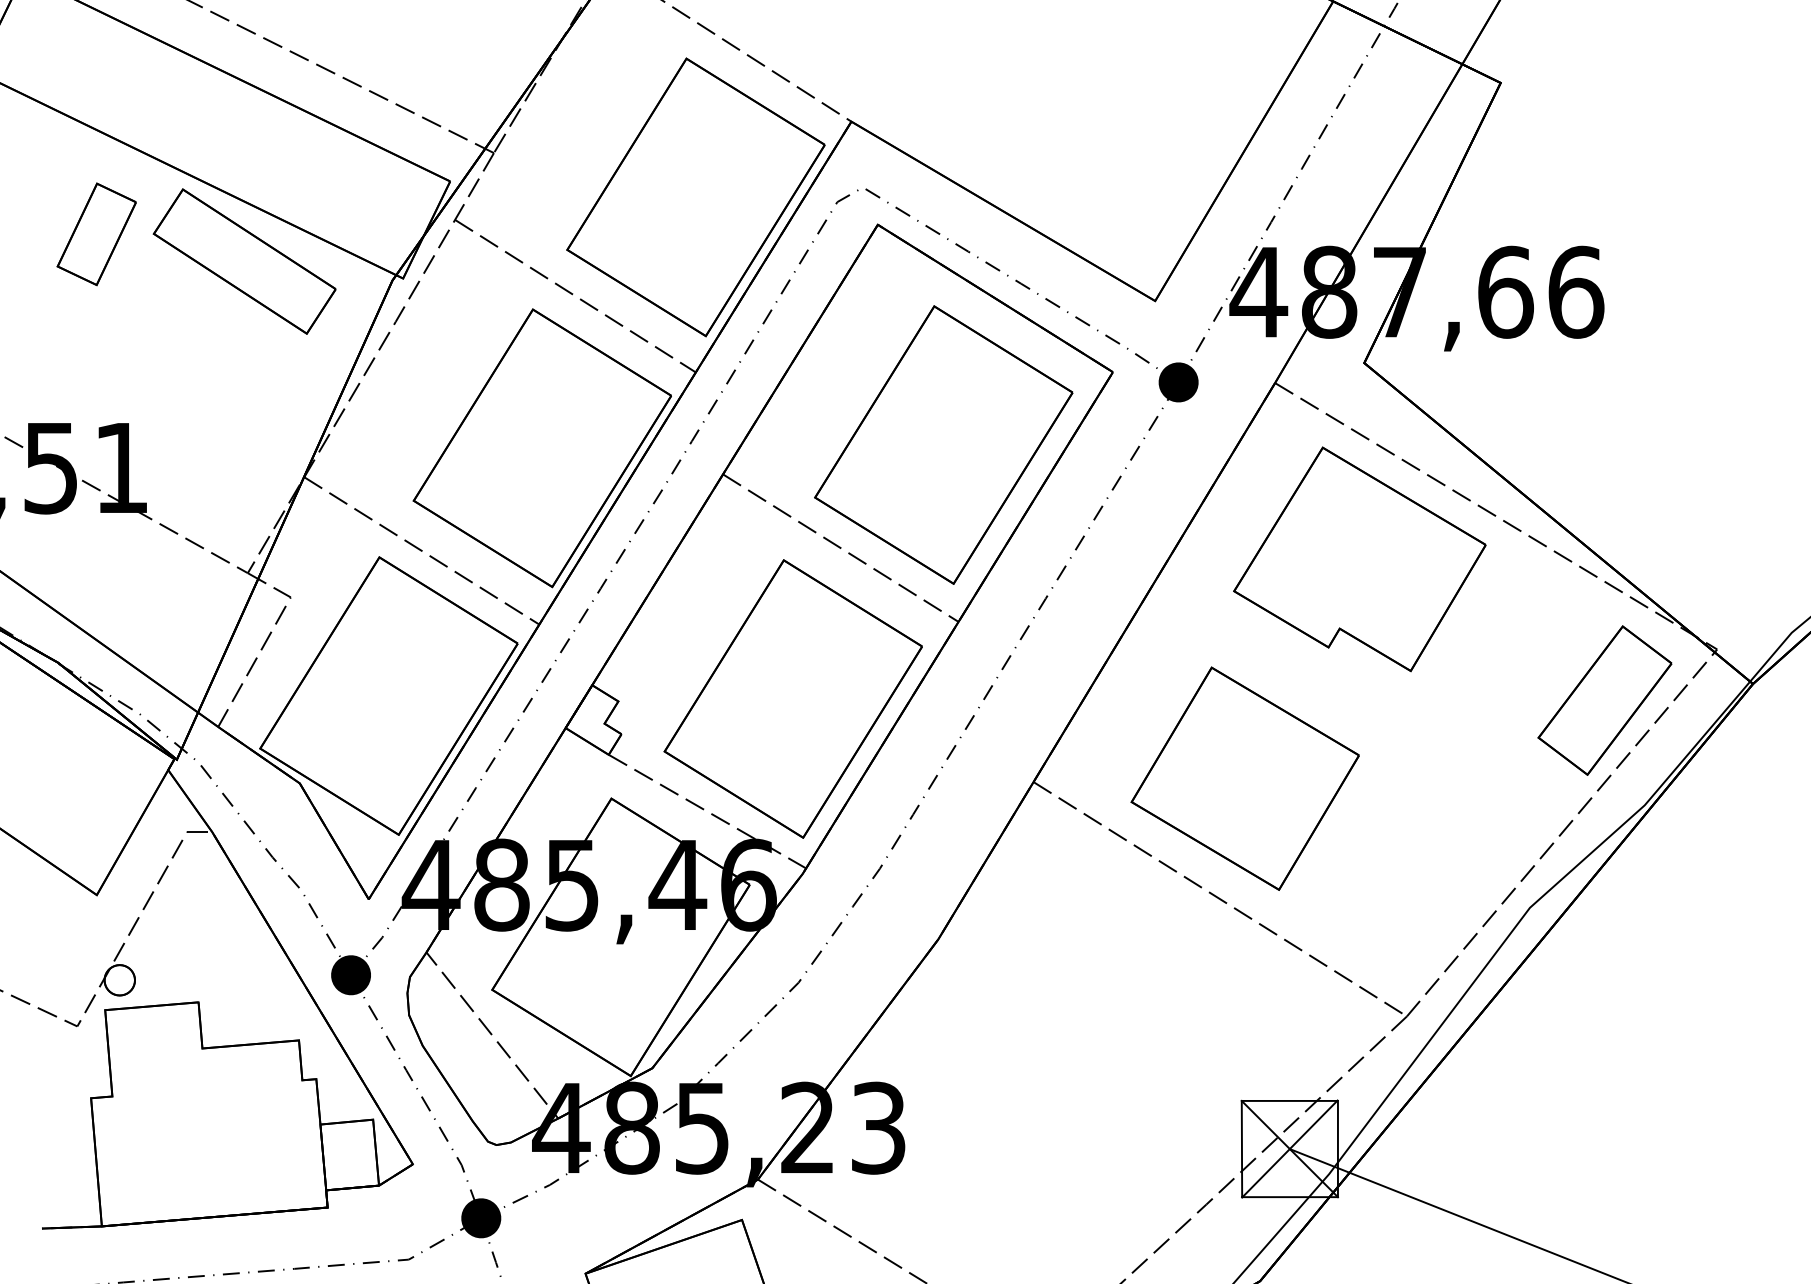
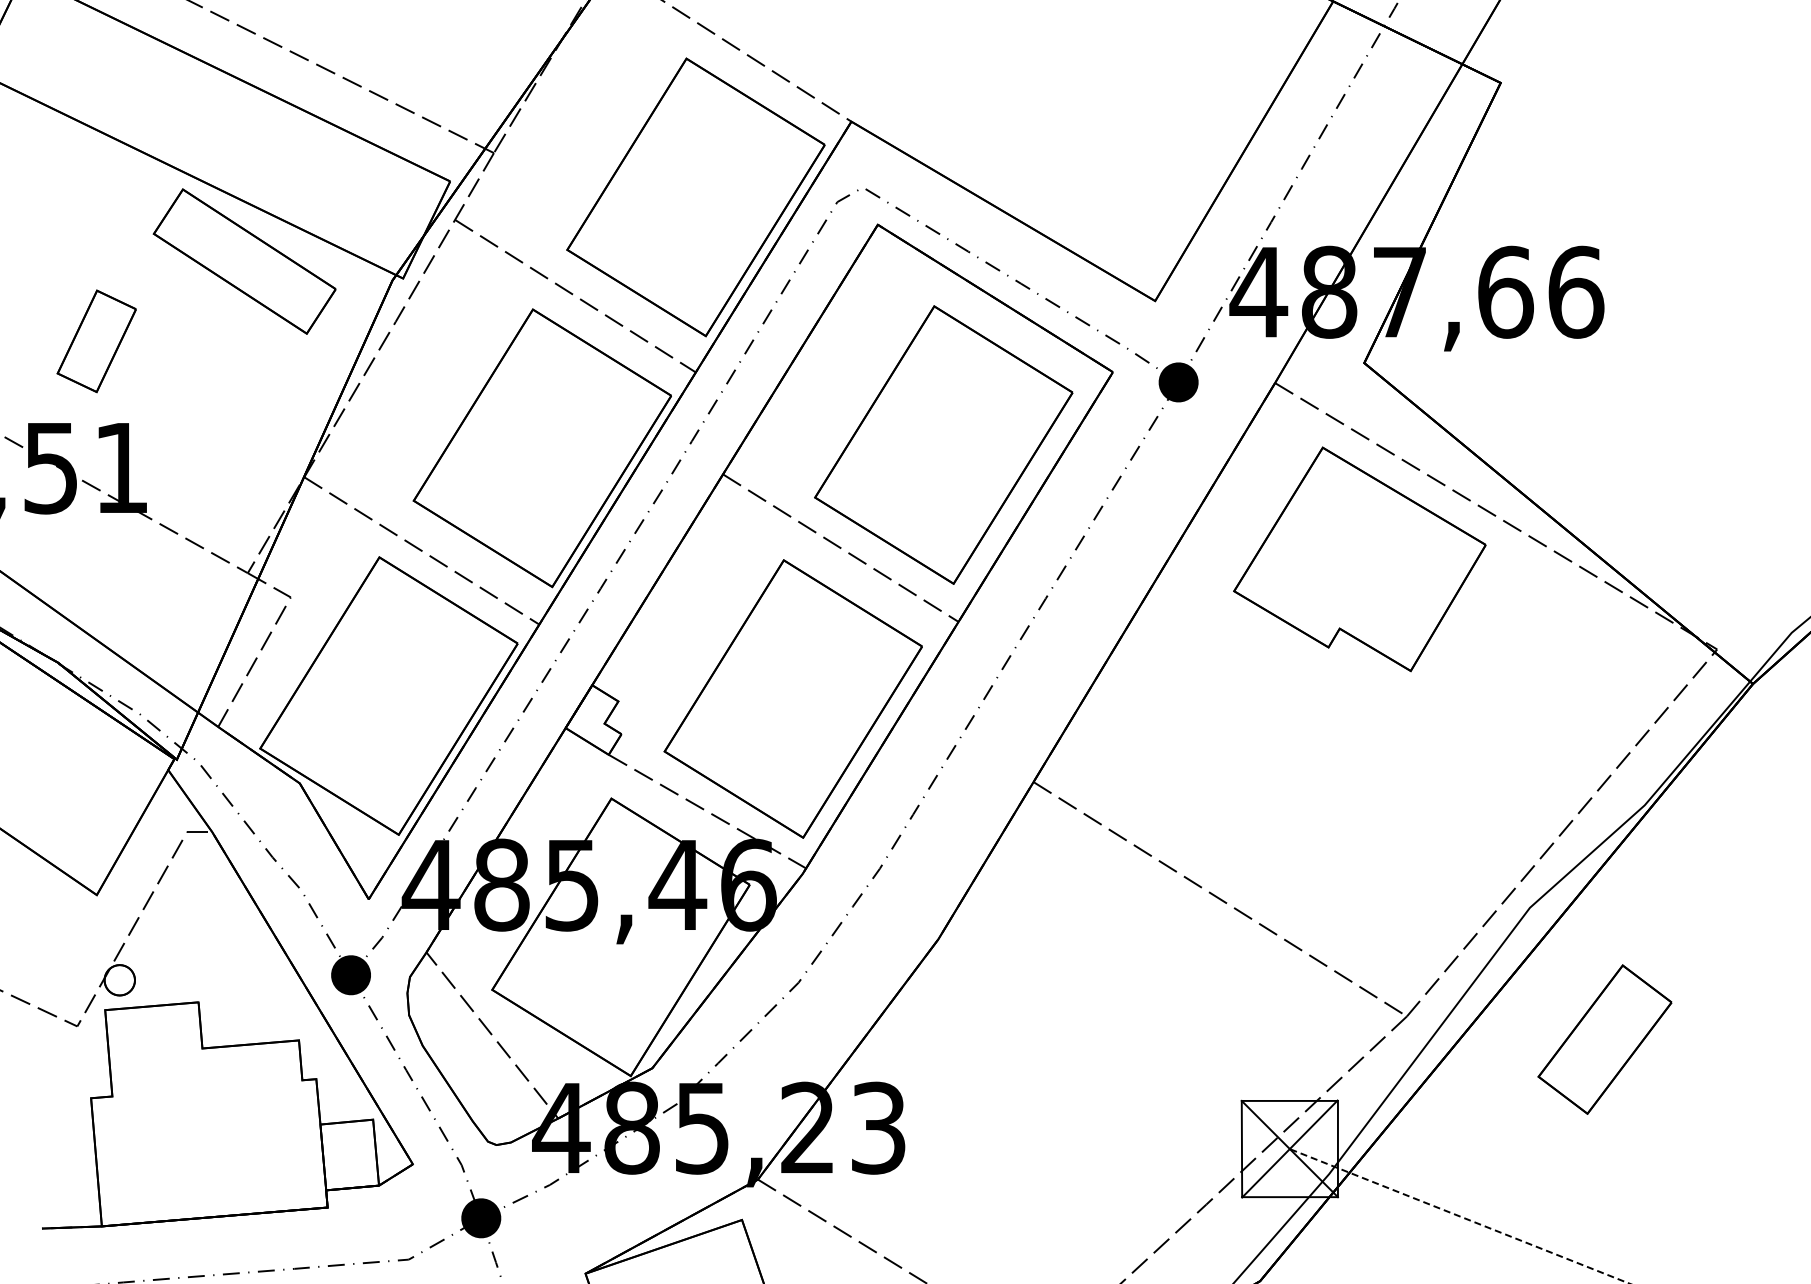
part position: (96, 234) -> (96, 341) (96, 341)
part position: (1604, 700) -> (1604, 1039) (1604, 1039)
part: present -> none (1244, 778)
line: solid -> dashed (1459, 1216)
